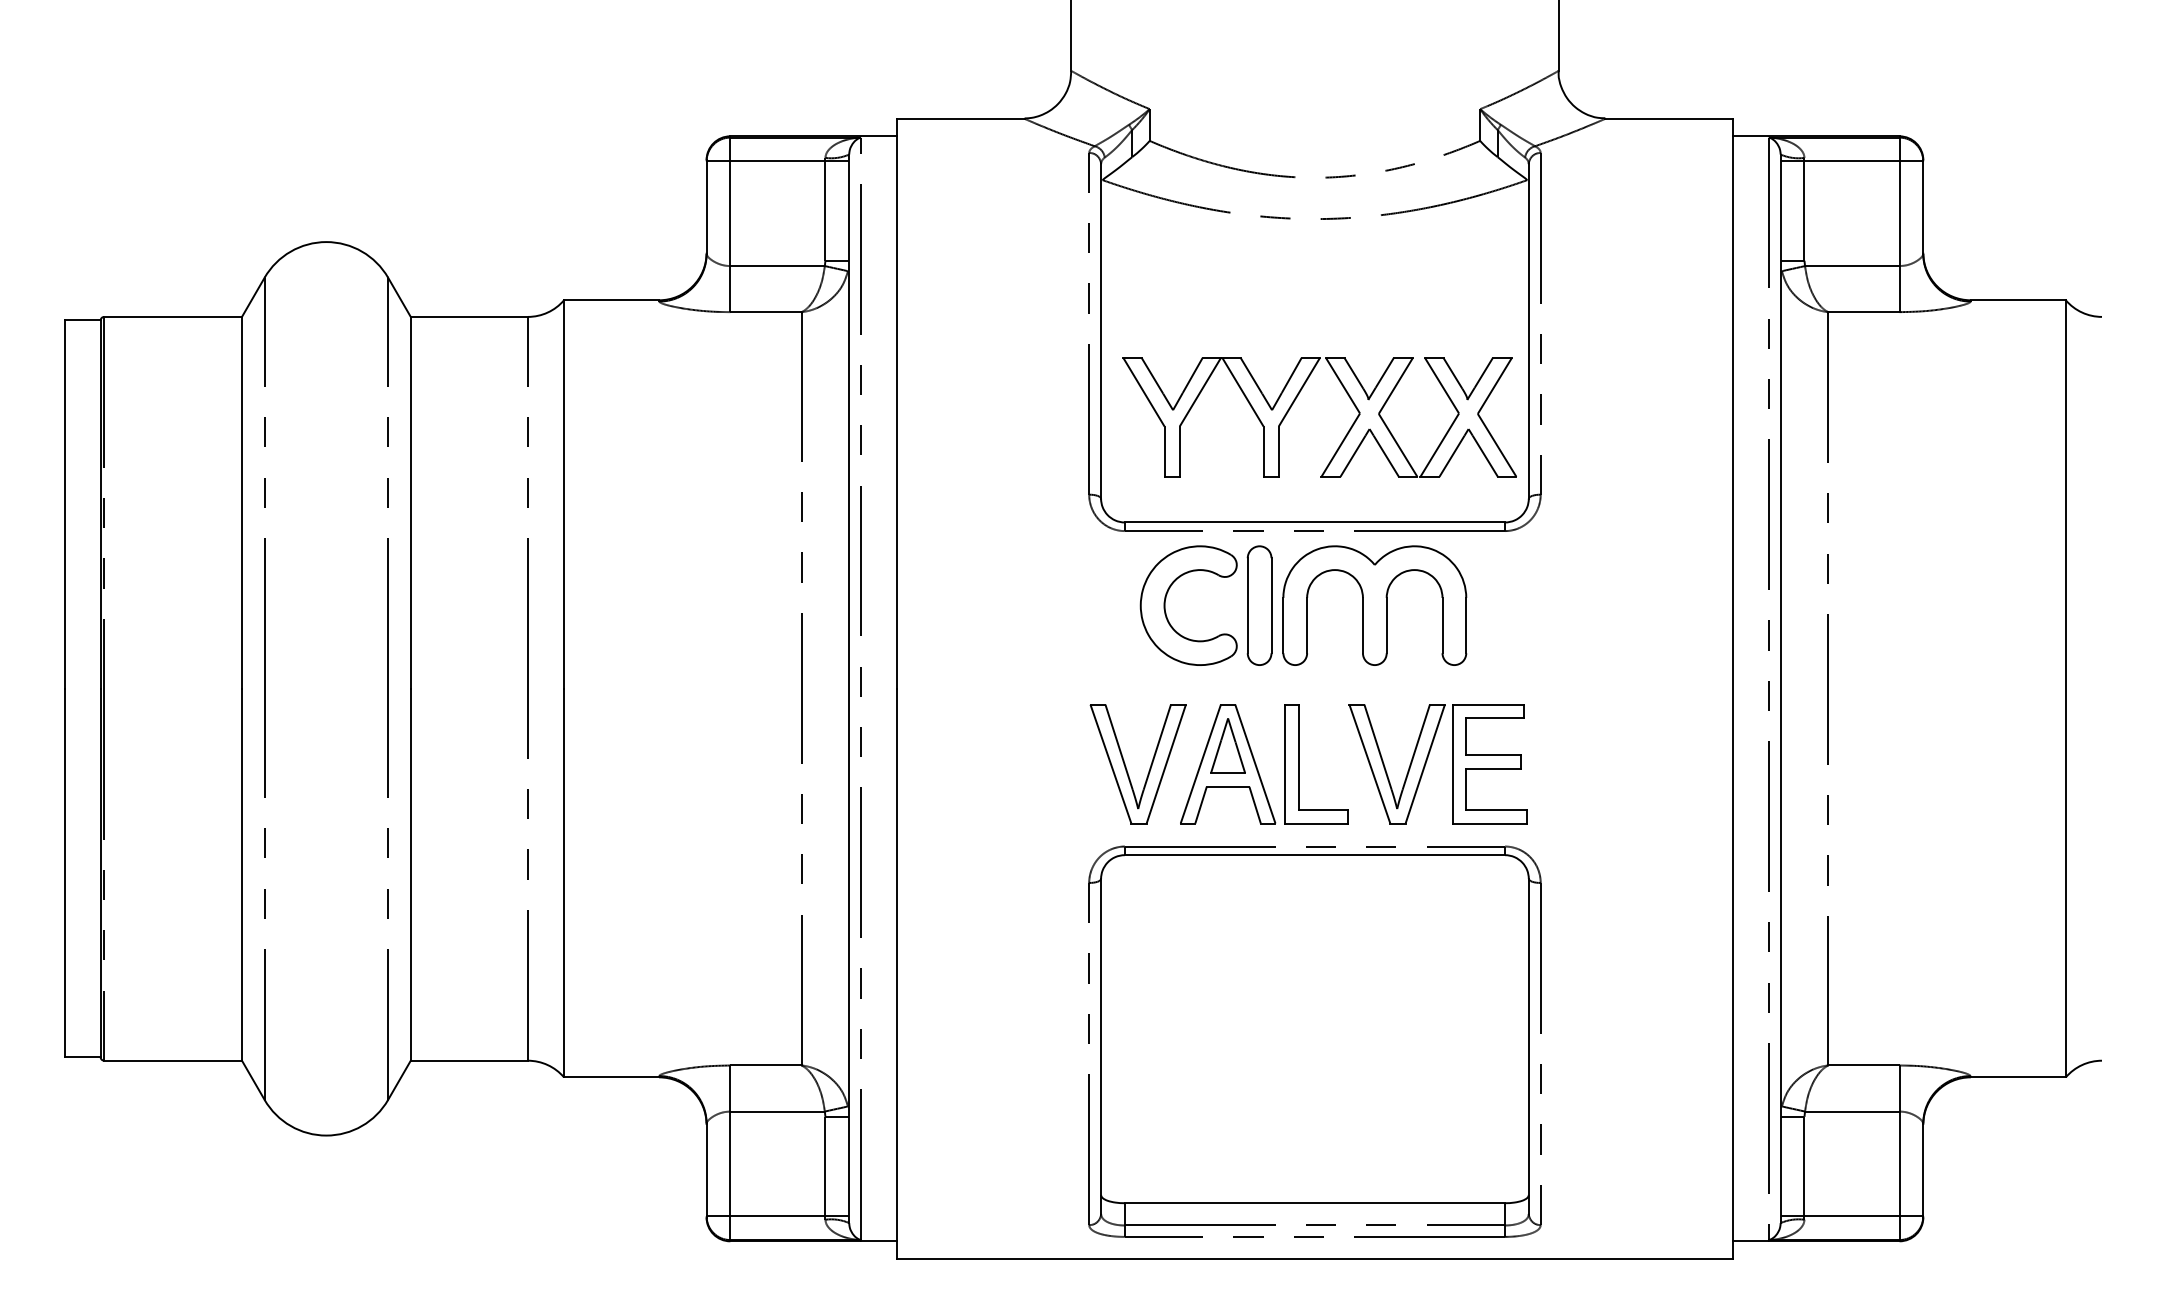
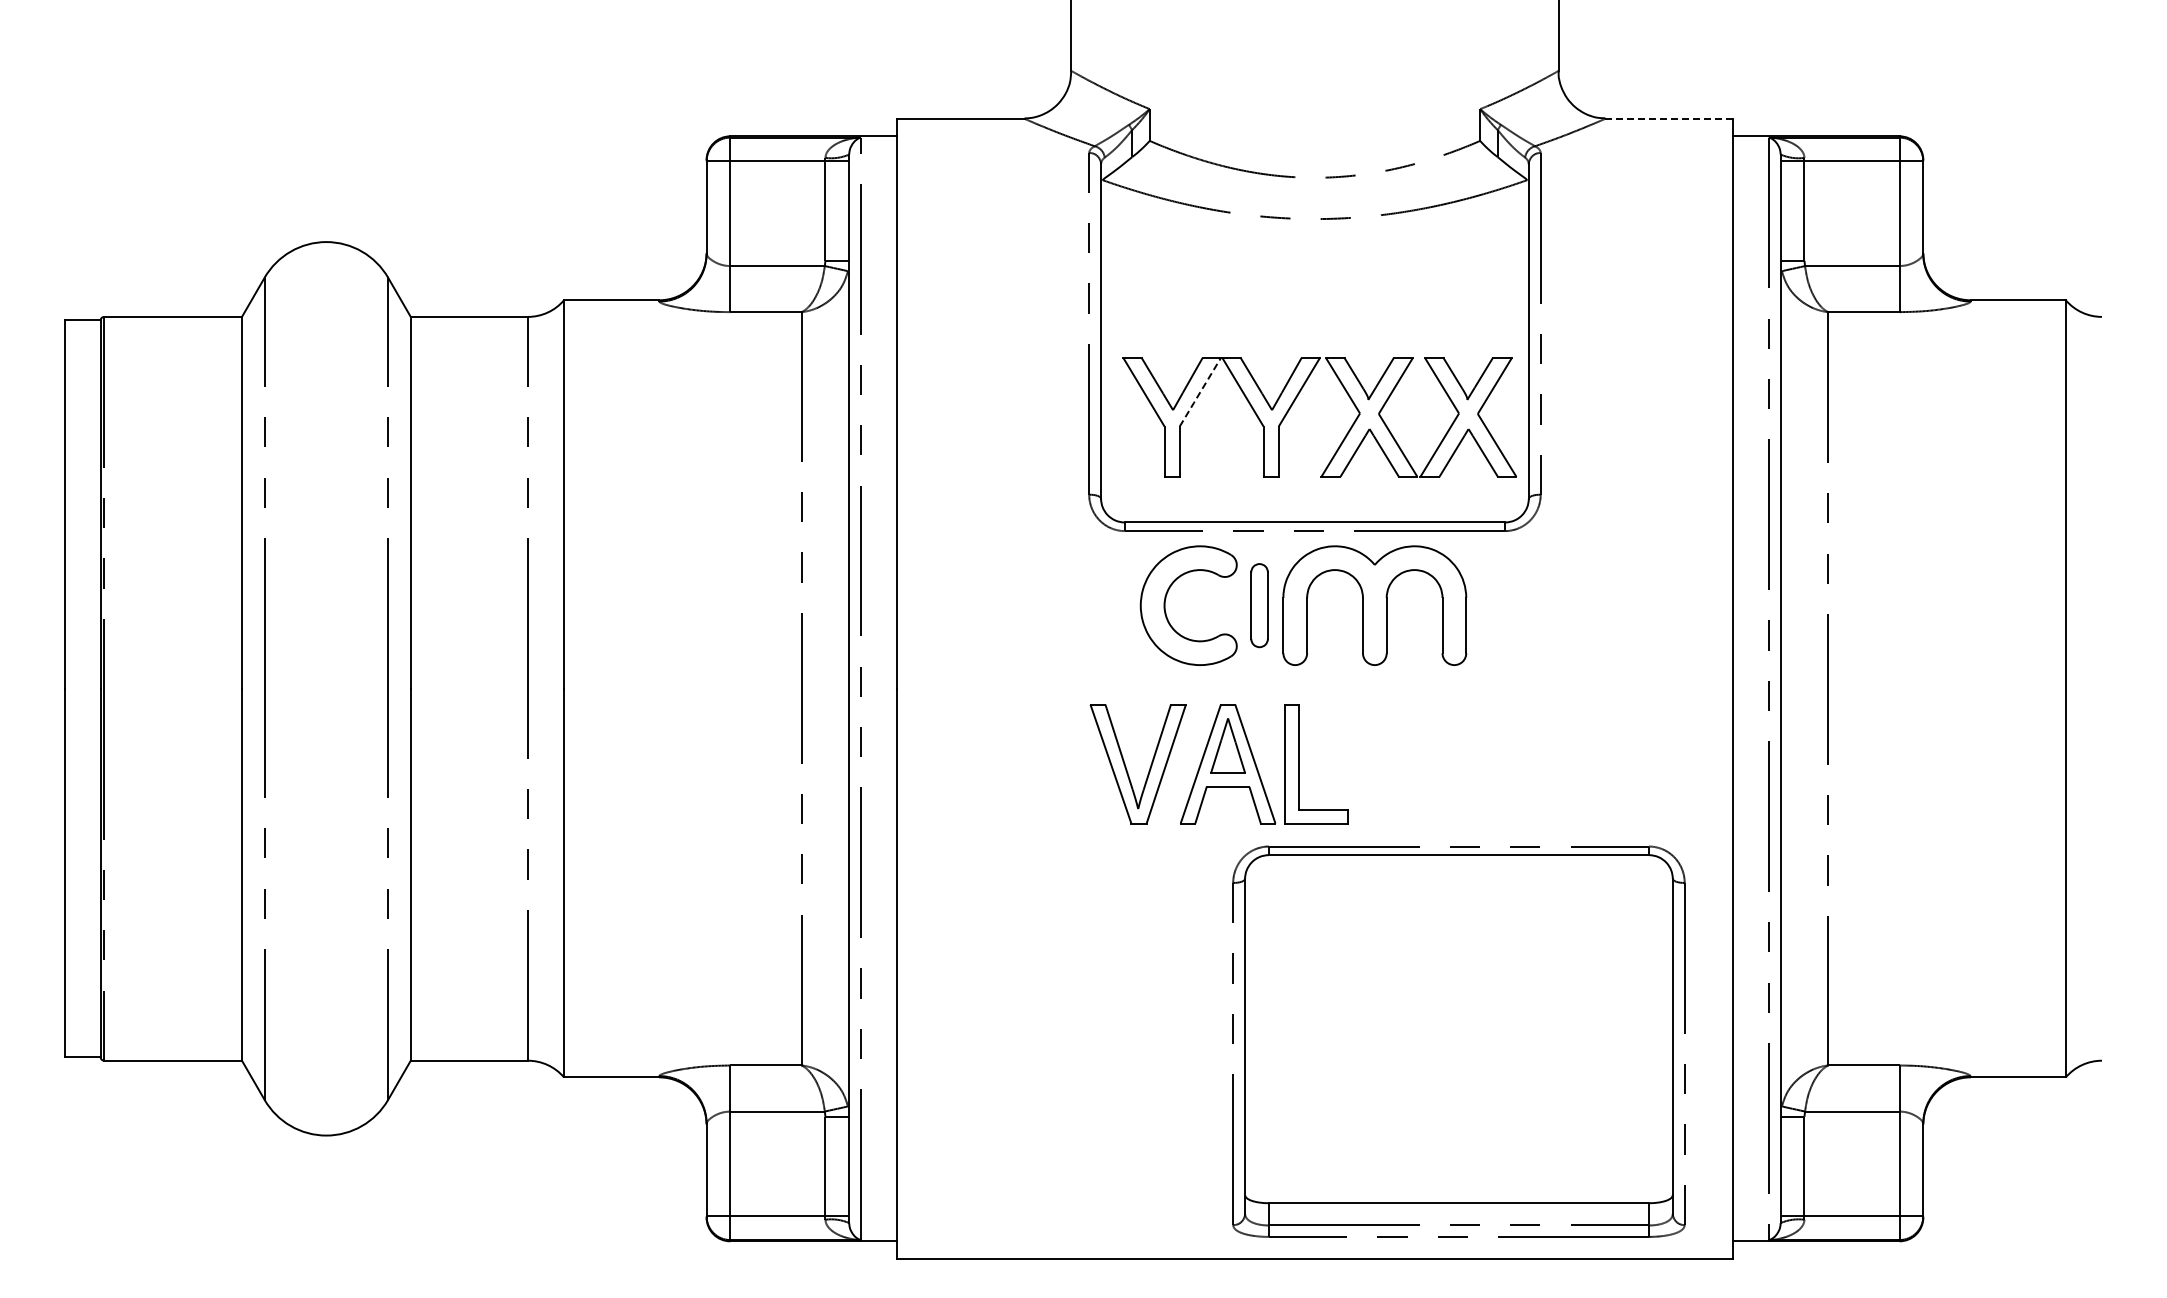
line: solid -> dashed (1668, 118)
line: solid -> dashed (1200, 391)
part size: 27x121 px -> 19x86 px (1259, 605)
part: present -> none (1427, 761)
part position: (1314, 1041) -> (1458, 1041) (1458, 1041)
